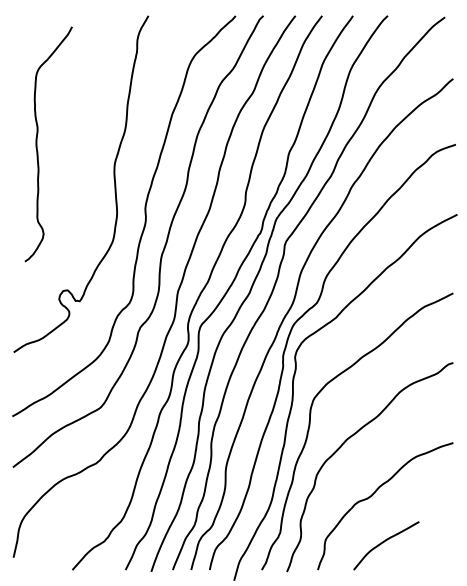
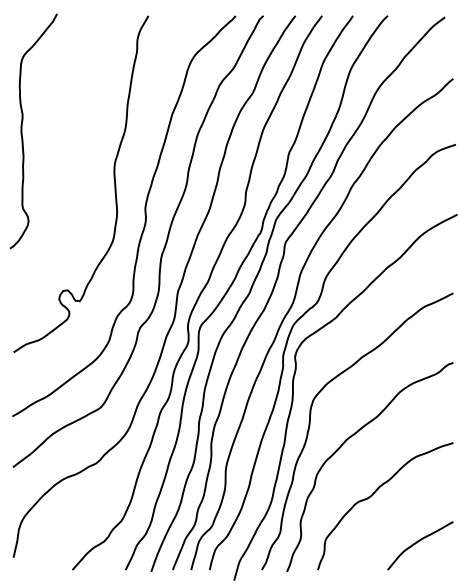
curve position: (37, 144) -> (22, 131) (22, 131)
curve position: (384, 542) -> (418, 542) (418, 542)
